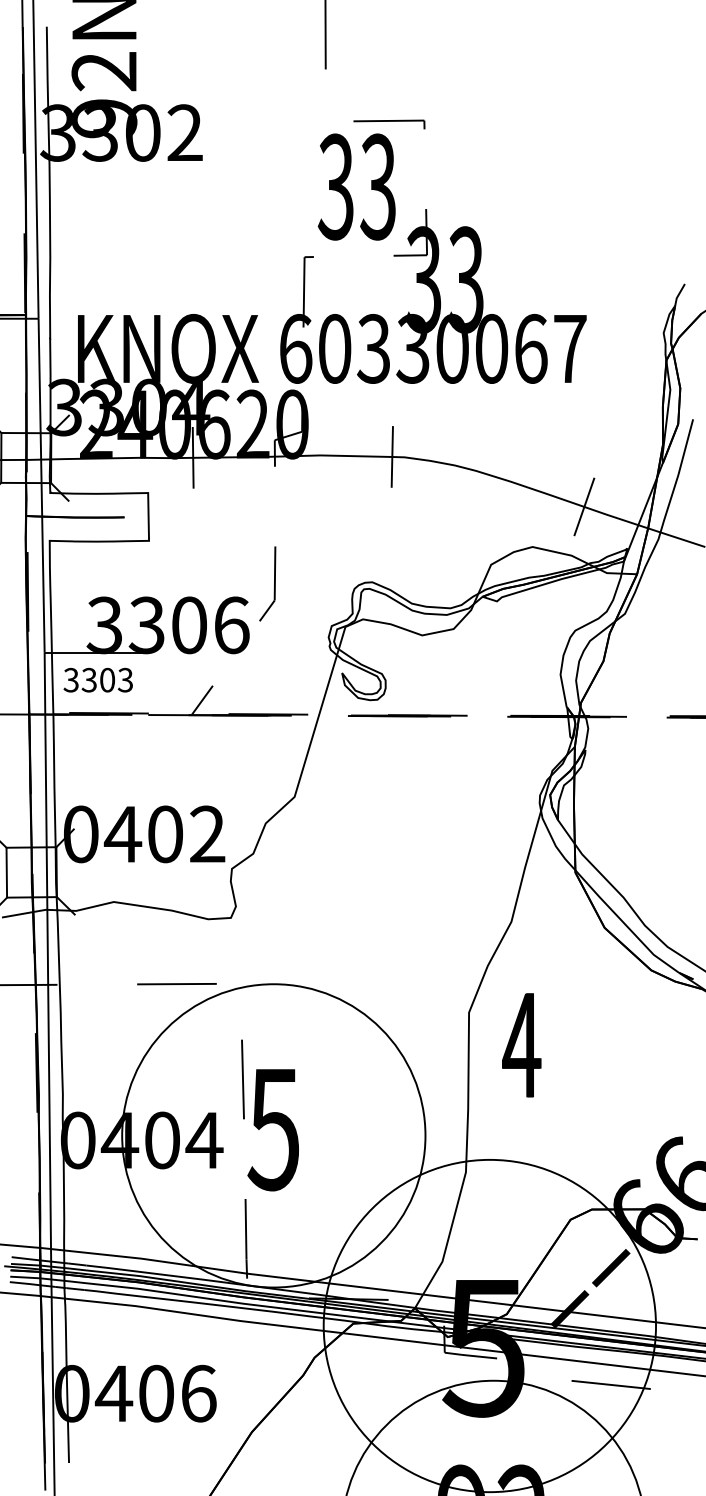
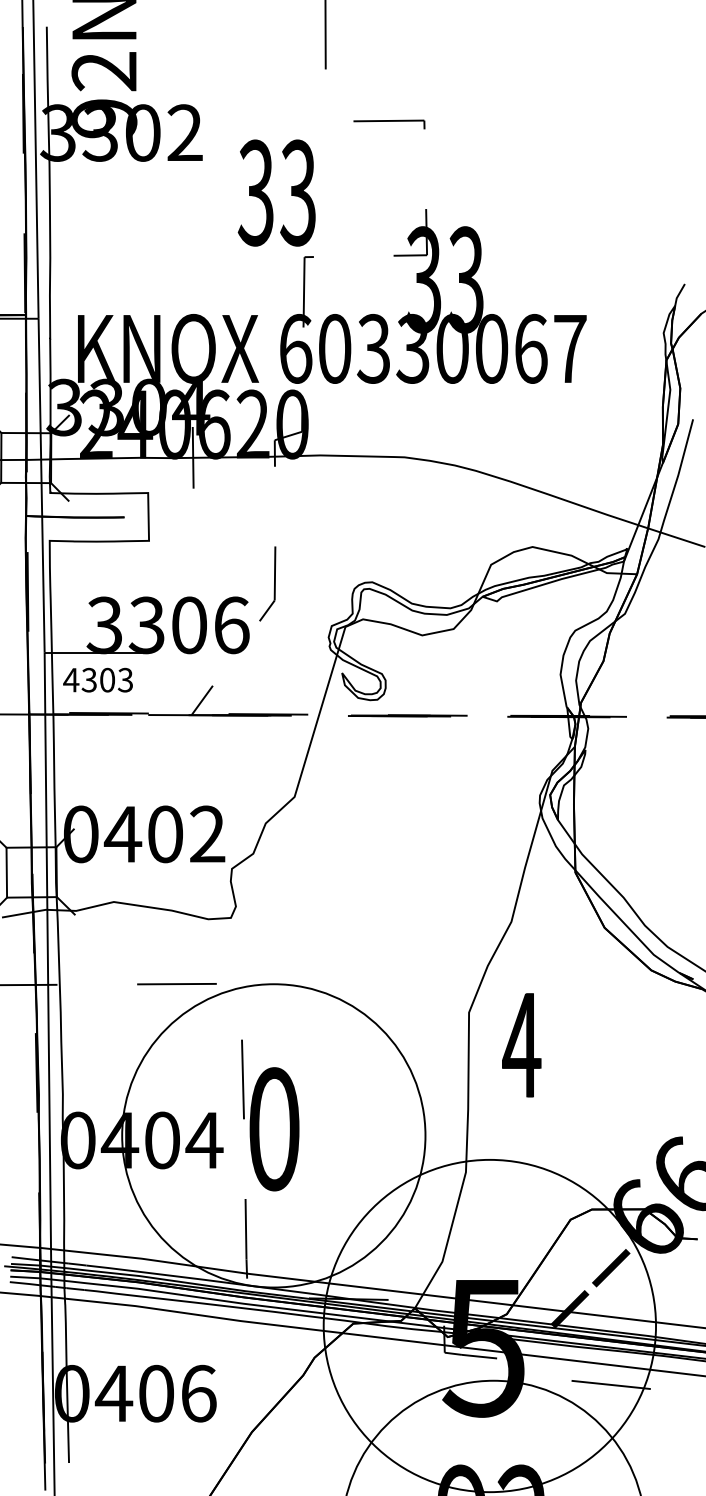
text position: (356, 186) -> (276, 192) (276, 192)
line: present -> none (391, 456)
line: present -> none (584, 506)
text: 3303 -> 4303 (71, 679)
text: 5 -> 0 (273, 1129)
